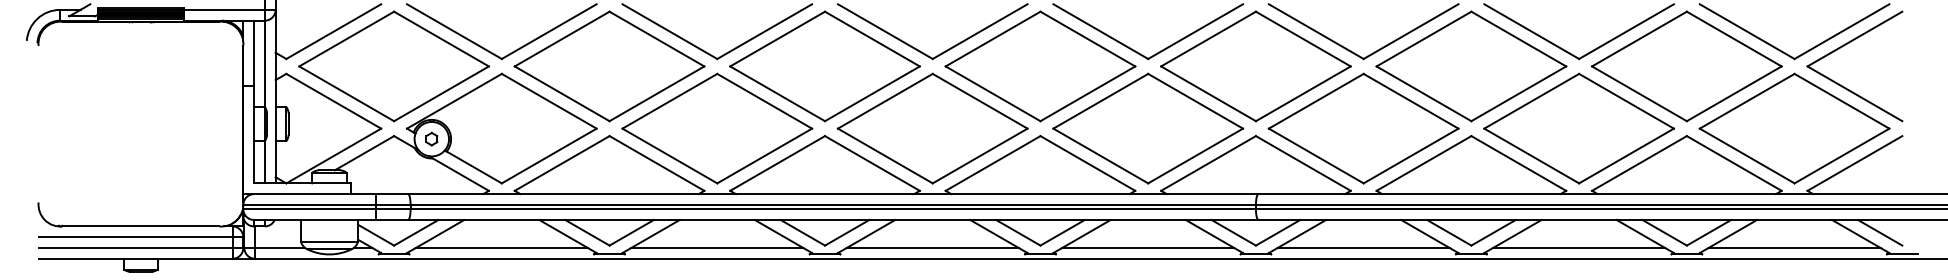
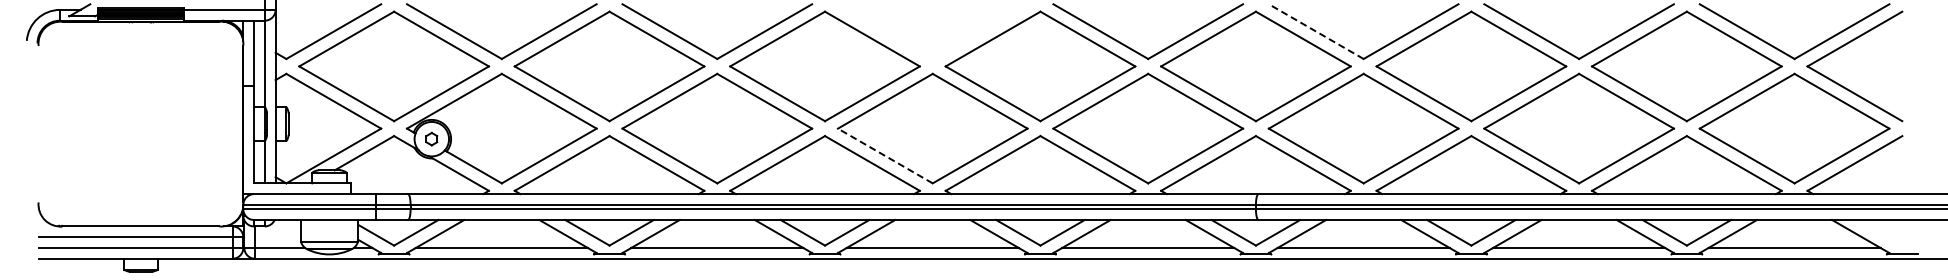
line: solid -> dashed (1316, 31)
part: present -> none (920, 50)
line: solid -> dashed (885, 156)
line: present -> none (1879, 232)
